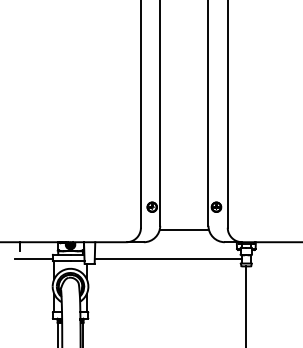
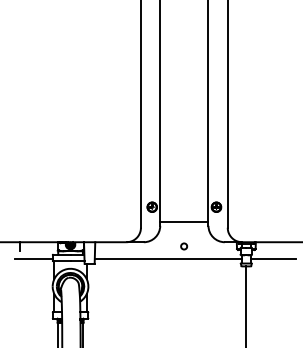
line position: (184, 230) -> (184, 222) (184, 222)
circle: none -> present (184, 246)
line: none -> present (273, 258)
